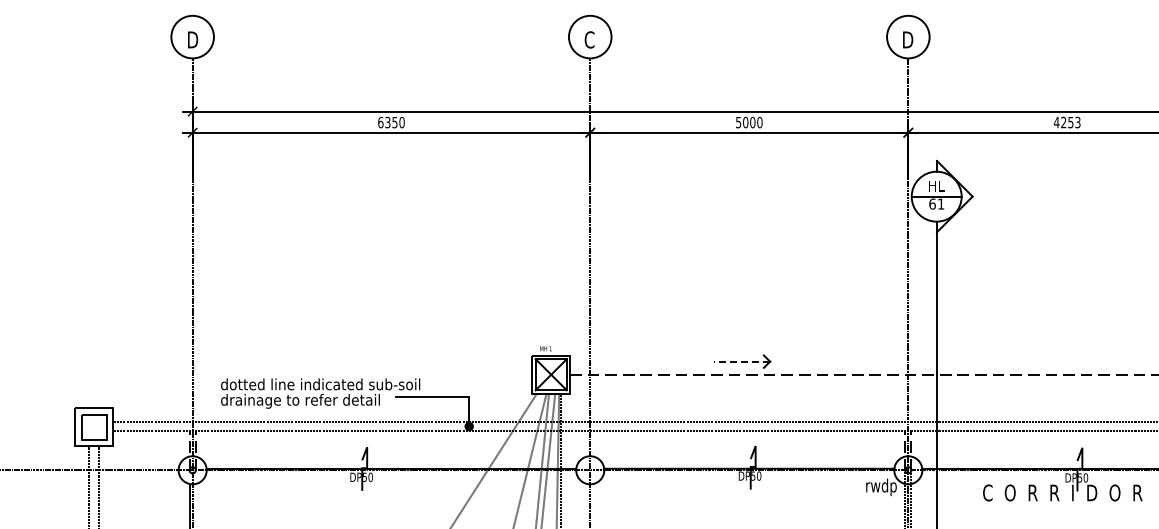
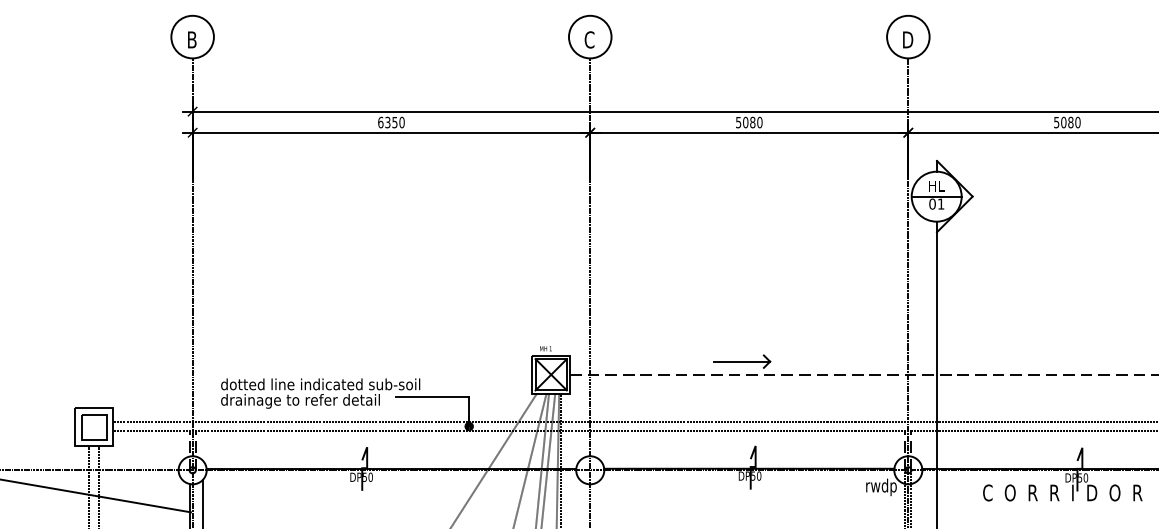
text: D -> B (193, 40)
text: 5000 -> 5080 (752, 122)
text: 4253 -> 5080 (1066, 122)
text: 61 -> 01 (932, 203)
line: dashed -> solid (742, 361)
line: none -> present (96, 495)
line: none -> present (203, 502)
